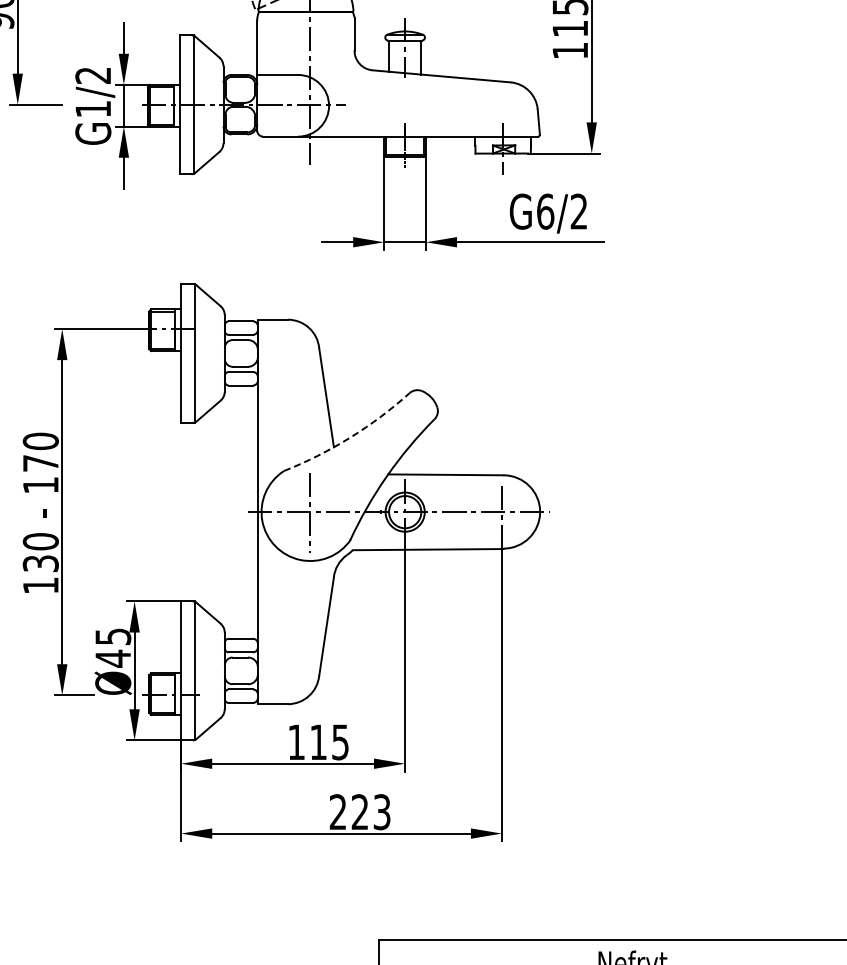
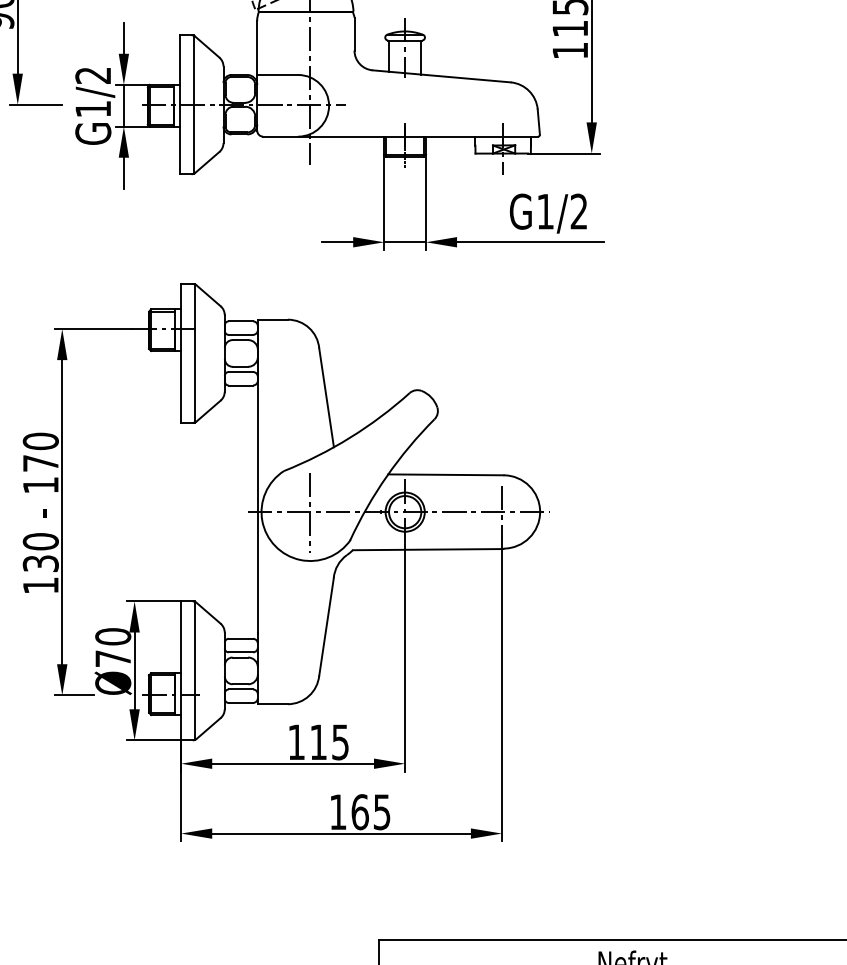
text: G6/2 -> G1/2 (545, 211)
arc: dashed -> solid (350, 437)
text: Ø45 -> Ø70 (113, 647)
text: 223 -> 165 (359, 812)
